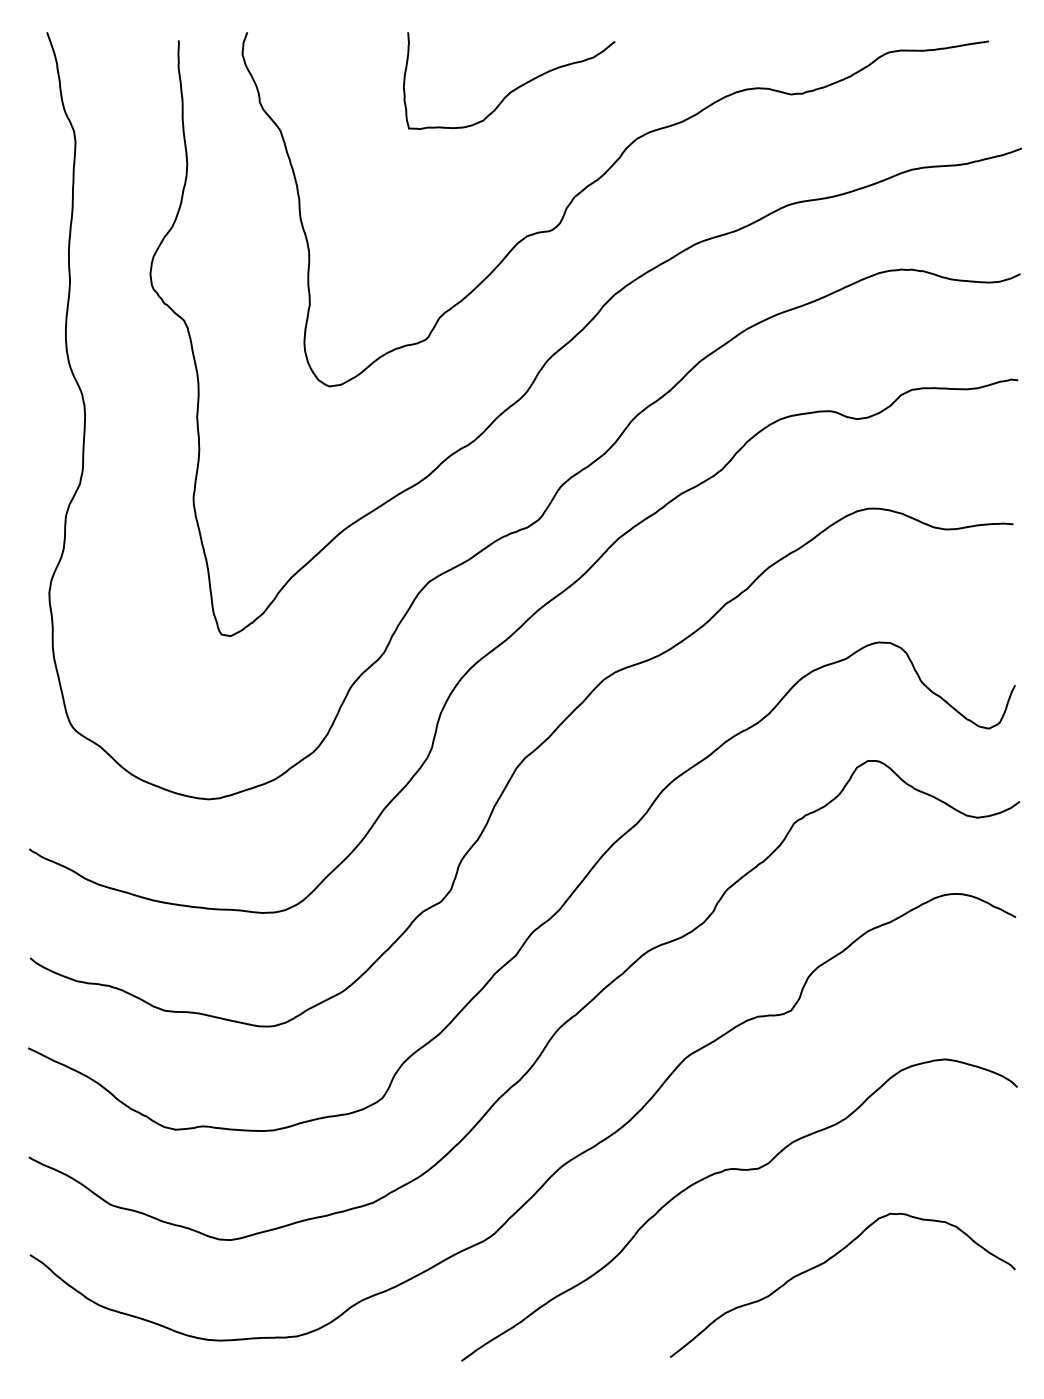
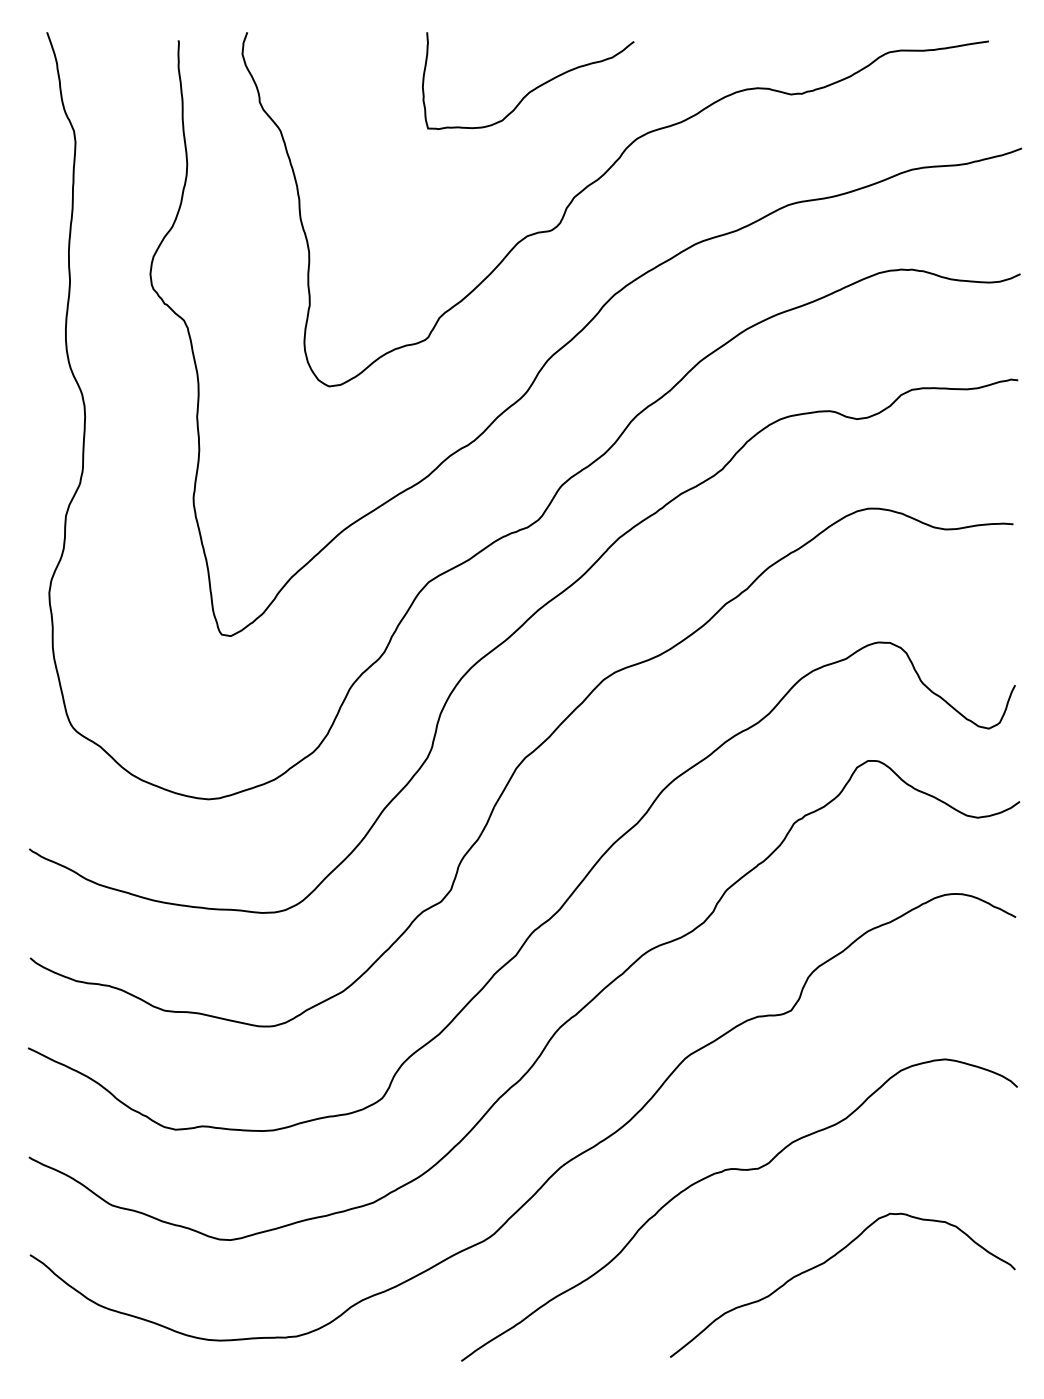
curve position: (513, 89) -> (532, 89) (532, 89)
